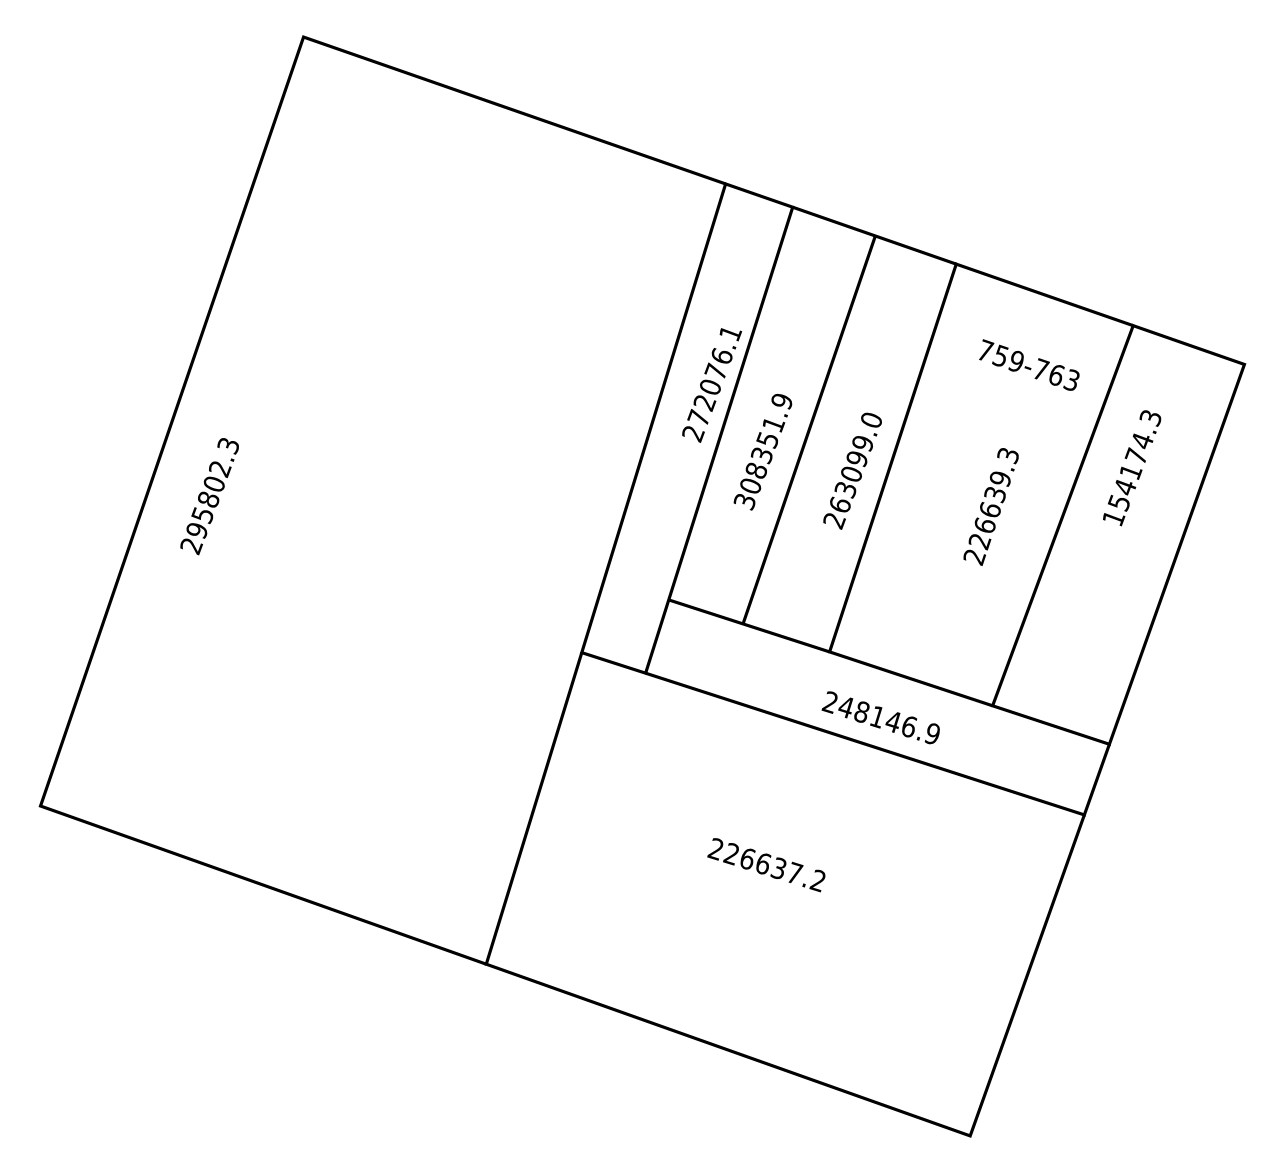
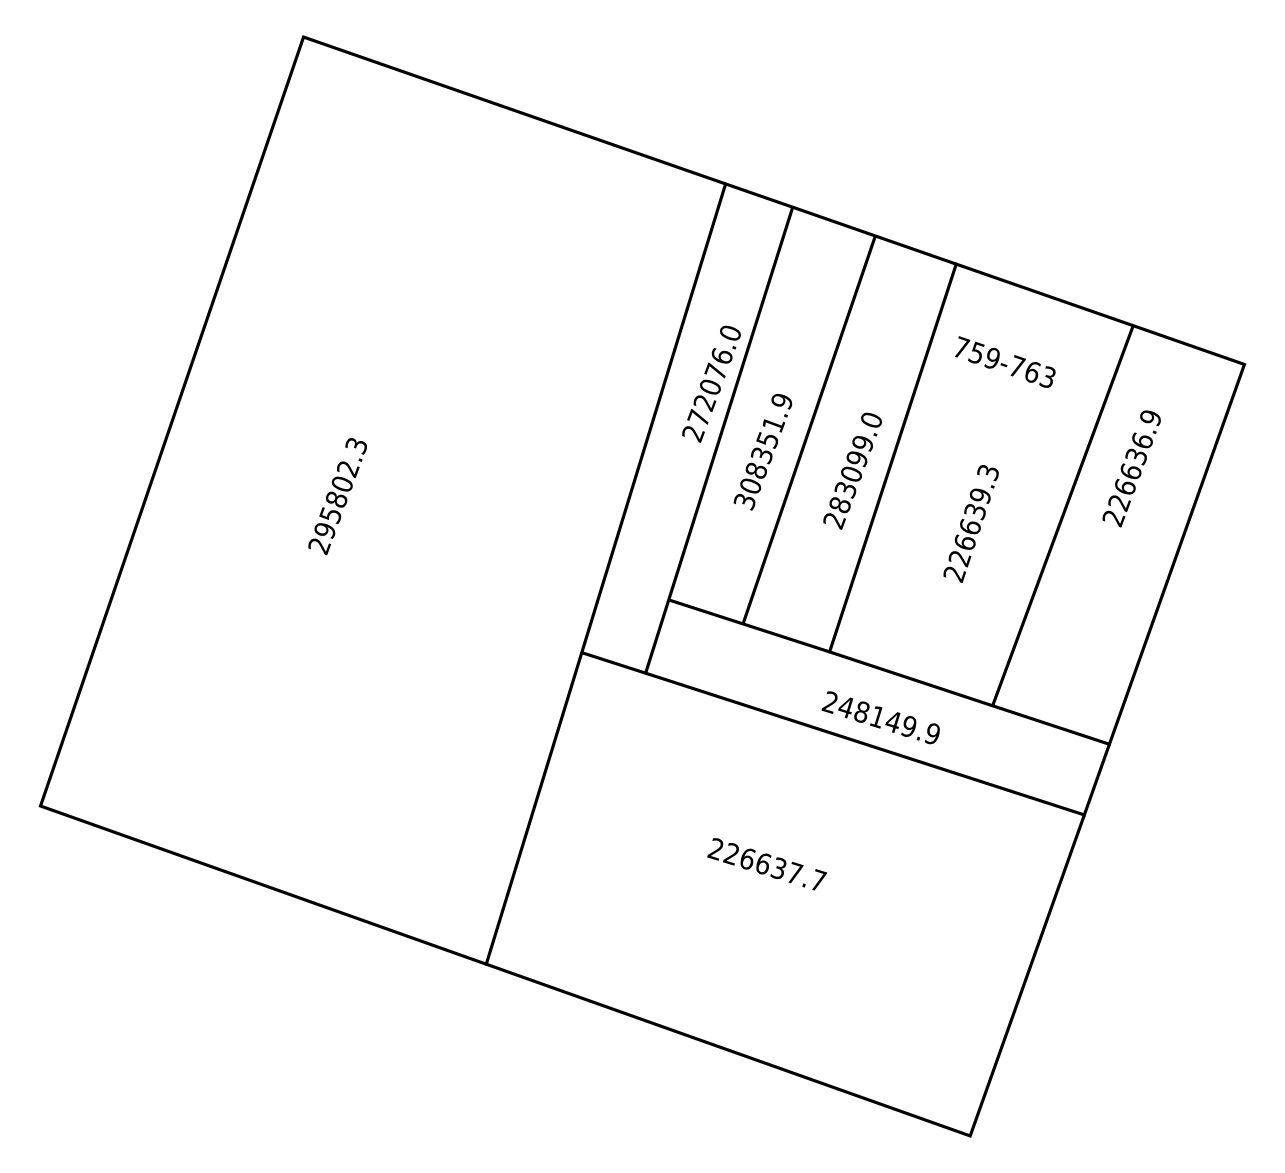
text: 272076.1 -> 272076.0 (730, 333)
text position: (1029, 364) -> (1005, 361) (1005, 361)
text: 154174.3 -> 226636.9 (1131, 468)
text position: (209, 496) -> (337, 496) (337, 496)
text: 263099.0 -> 283099.0 (839, 504)
text position: (990, 506) -> (970, 523) (970, 523)
text: 248146.9 -> 248149.9 (909, 726)
text: 226637.2 -> 226637.7 (818, 880)
